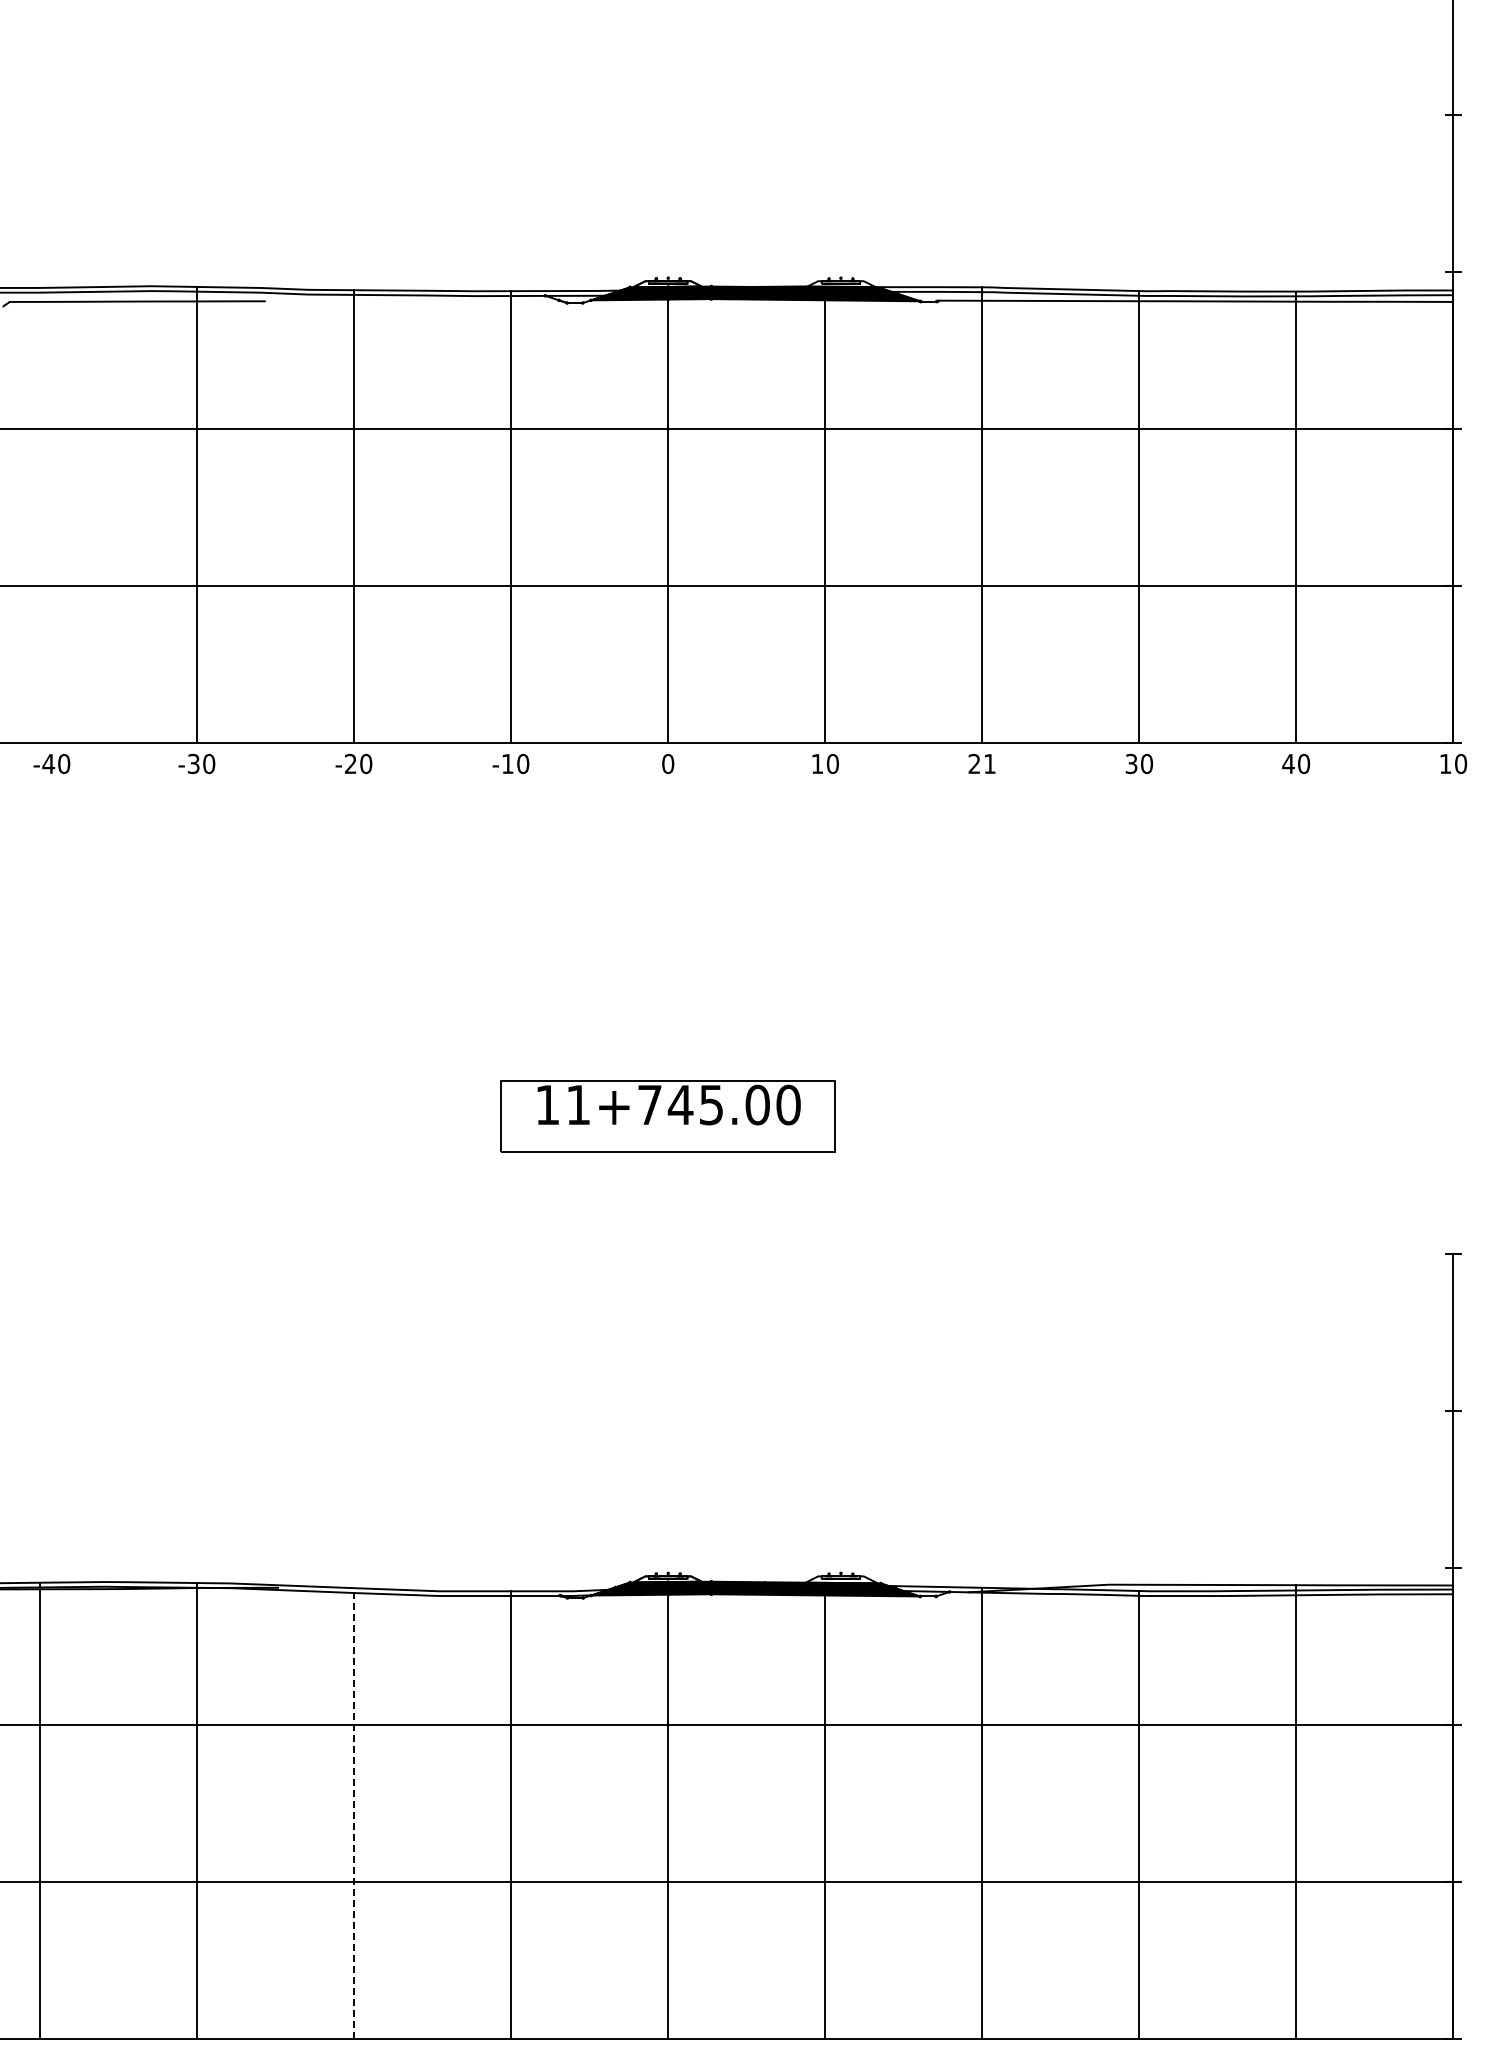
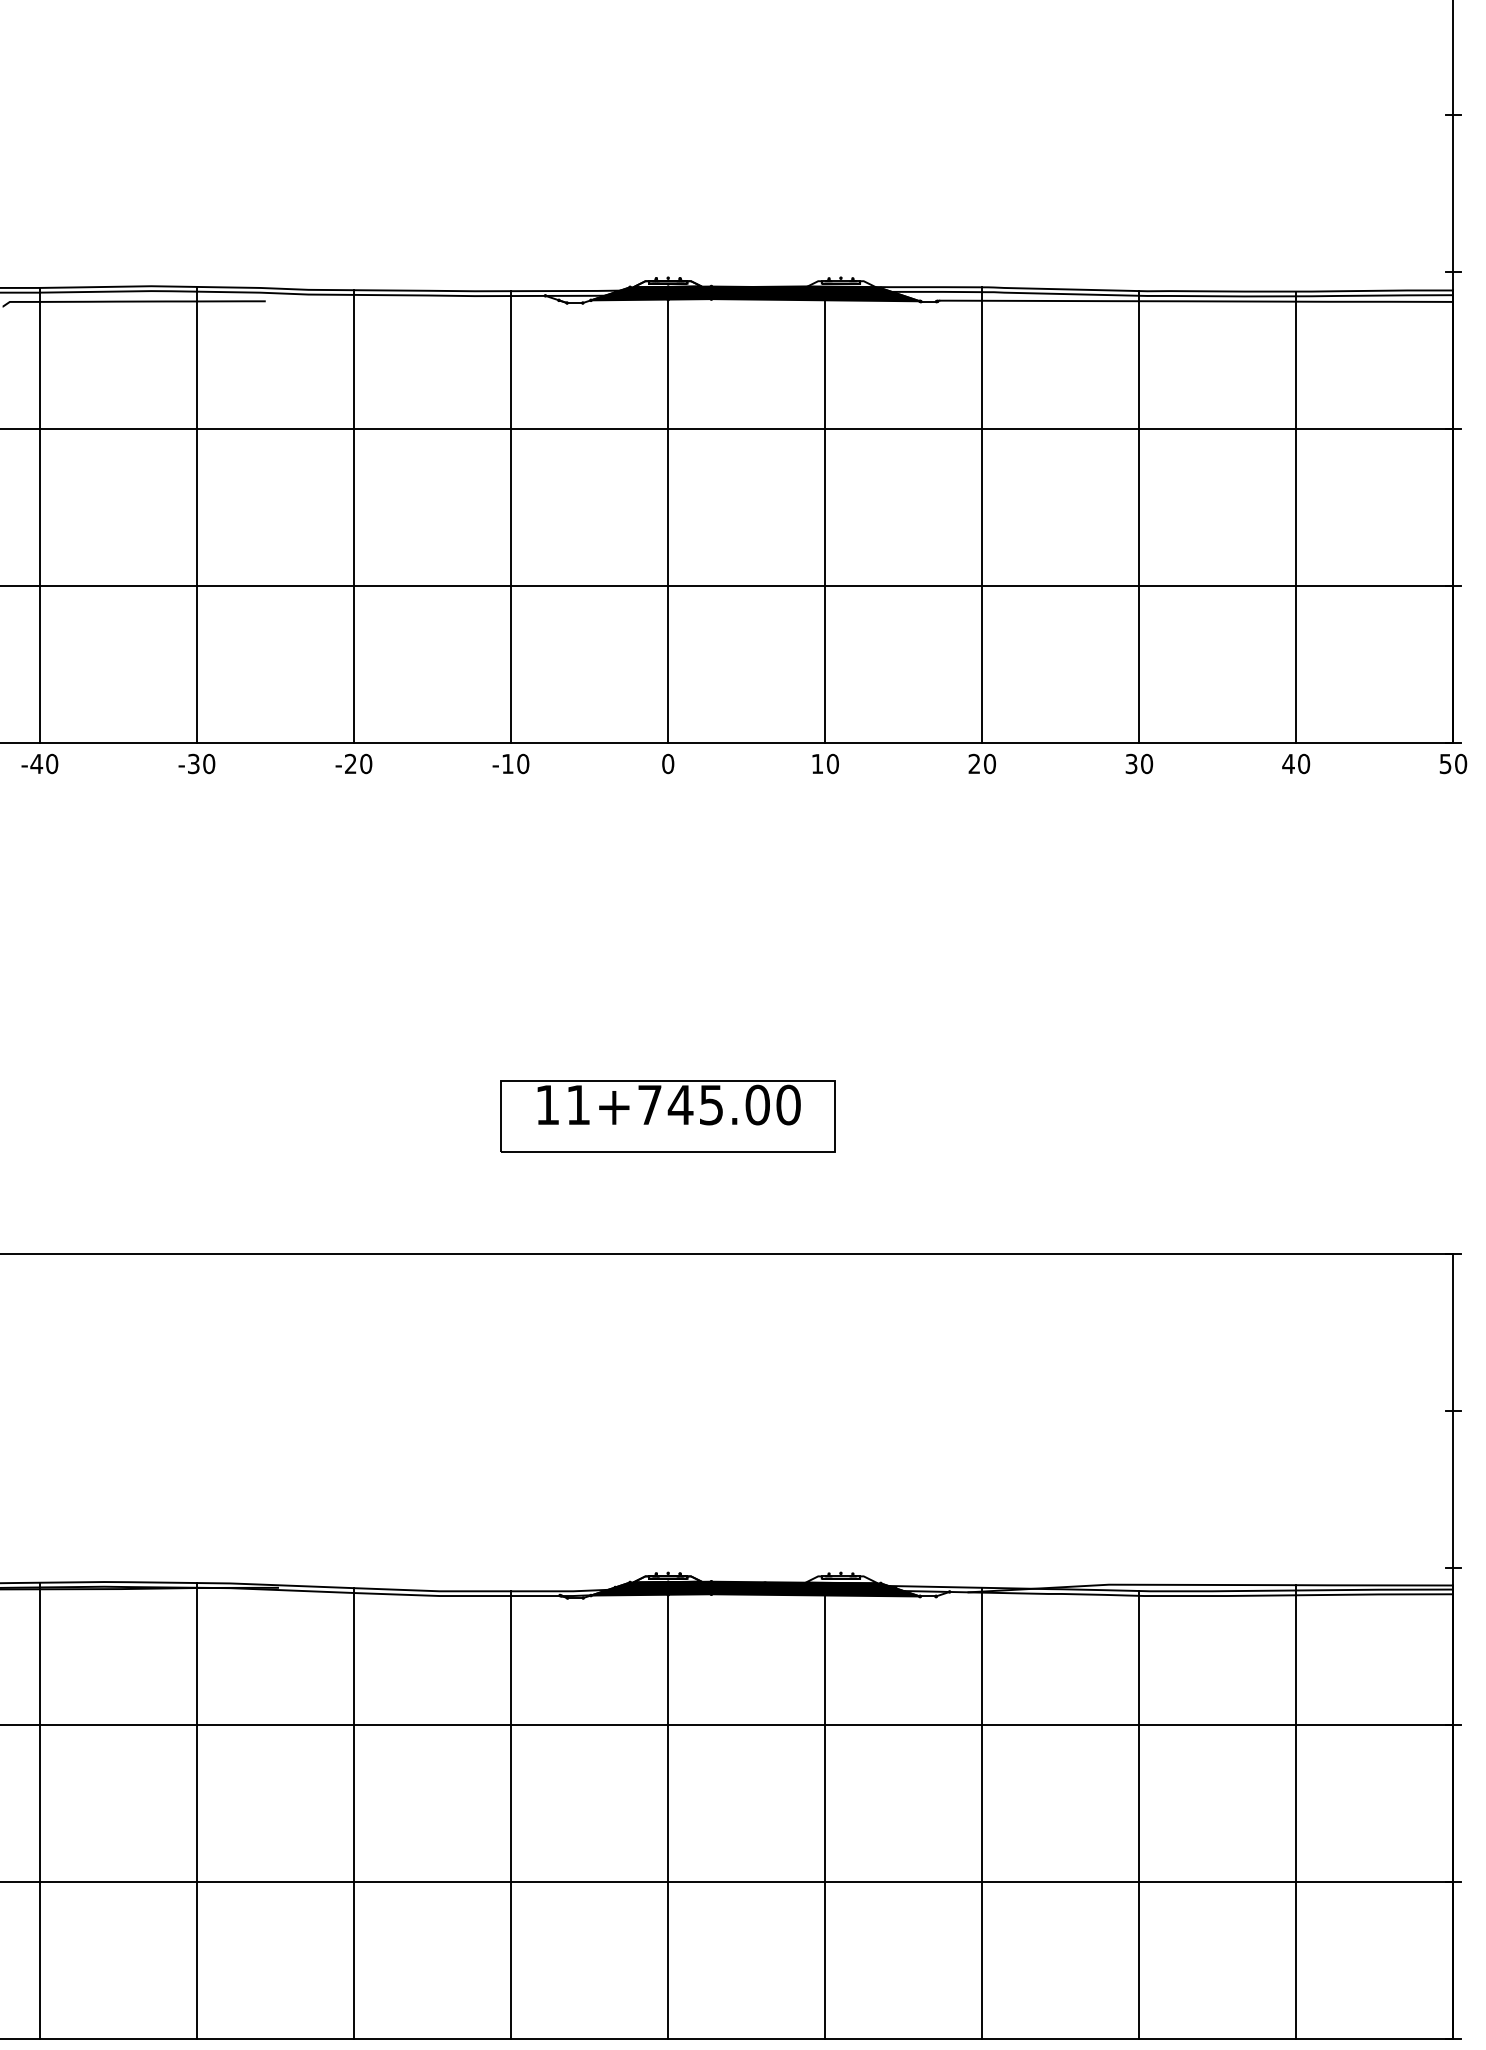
line: none -> present (40, 515)
text position: (51, 763) -> (39, 763) (39, 763)
text: 21 -> 20 (989, 763)
text: 10 -> 50 (1445, 764)
line: none -> present (727, 1253)
line: dashed -> solid (354, 1812)
